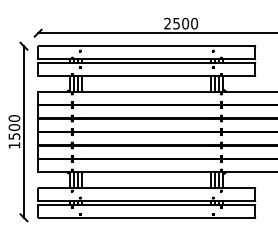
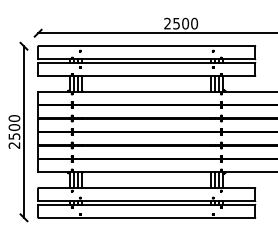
text: 1500 -> 2500 (14, 145)
